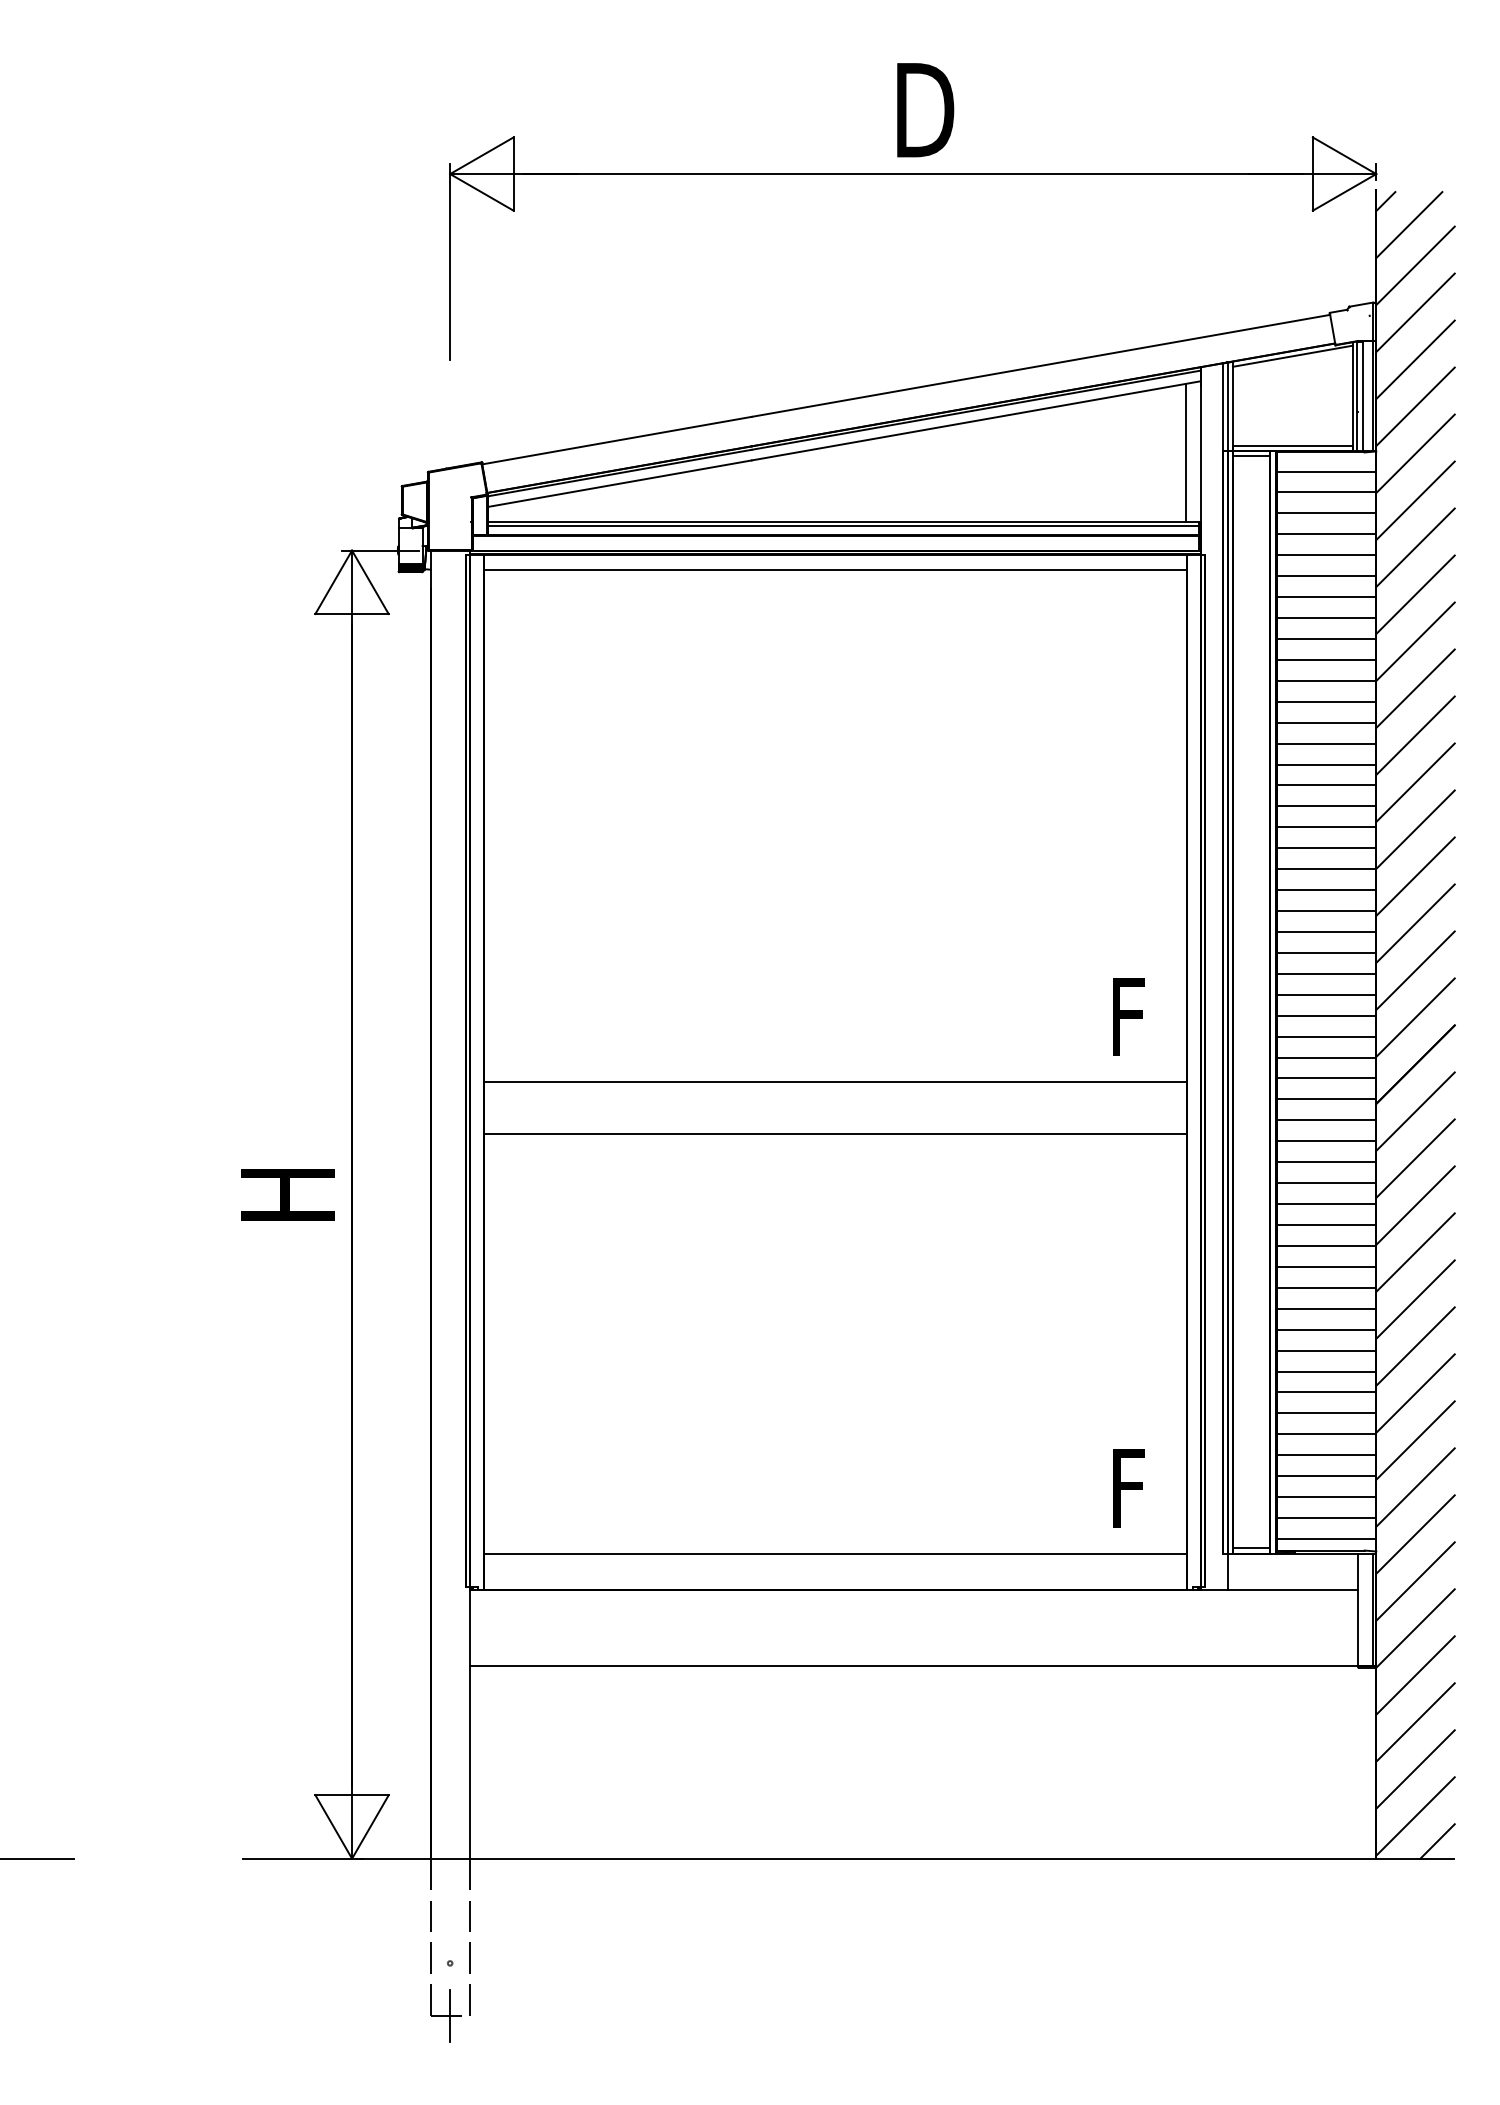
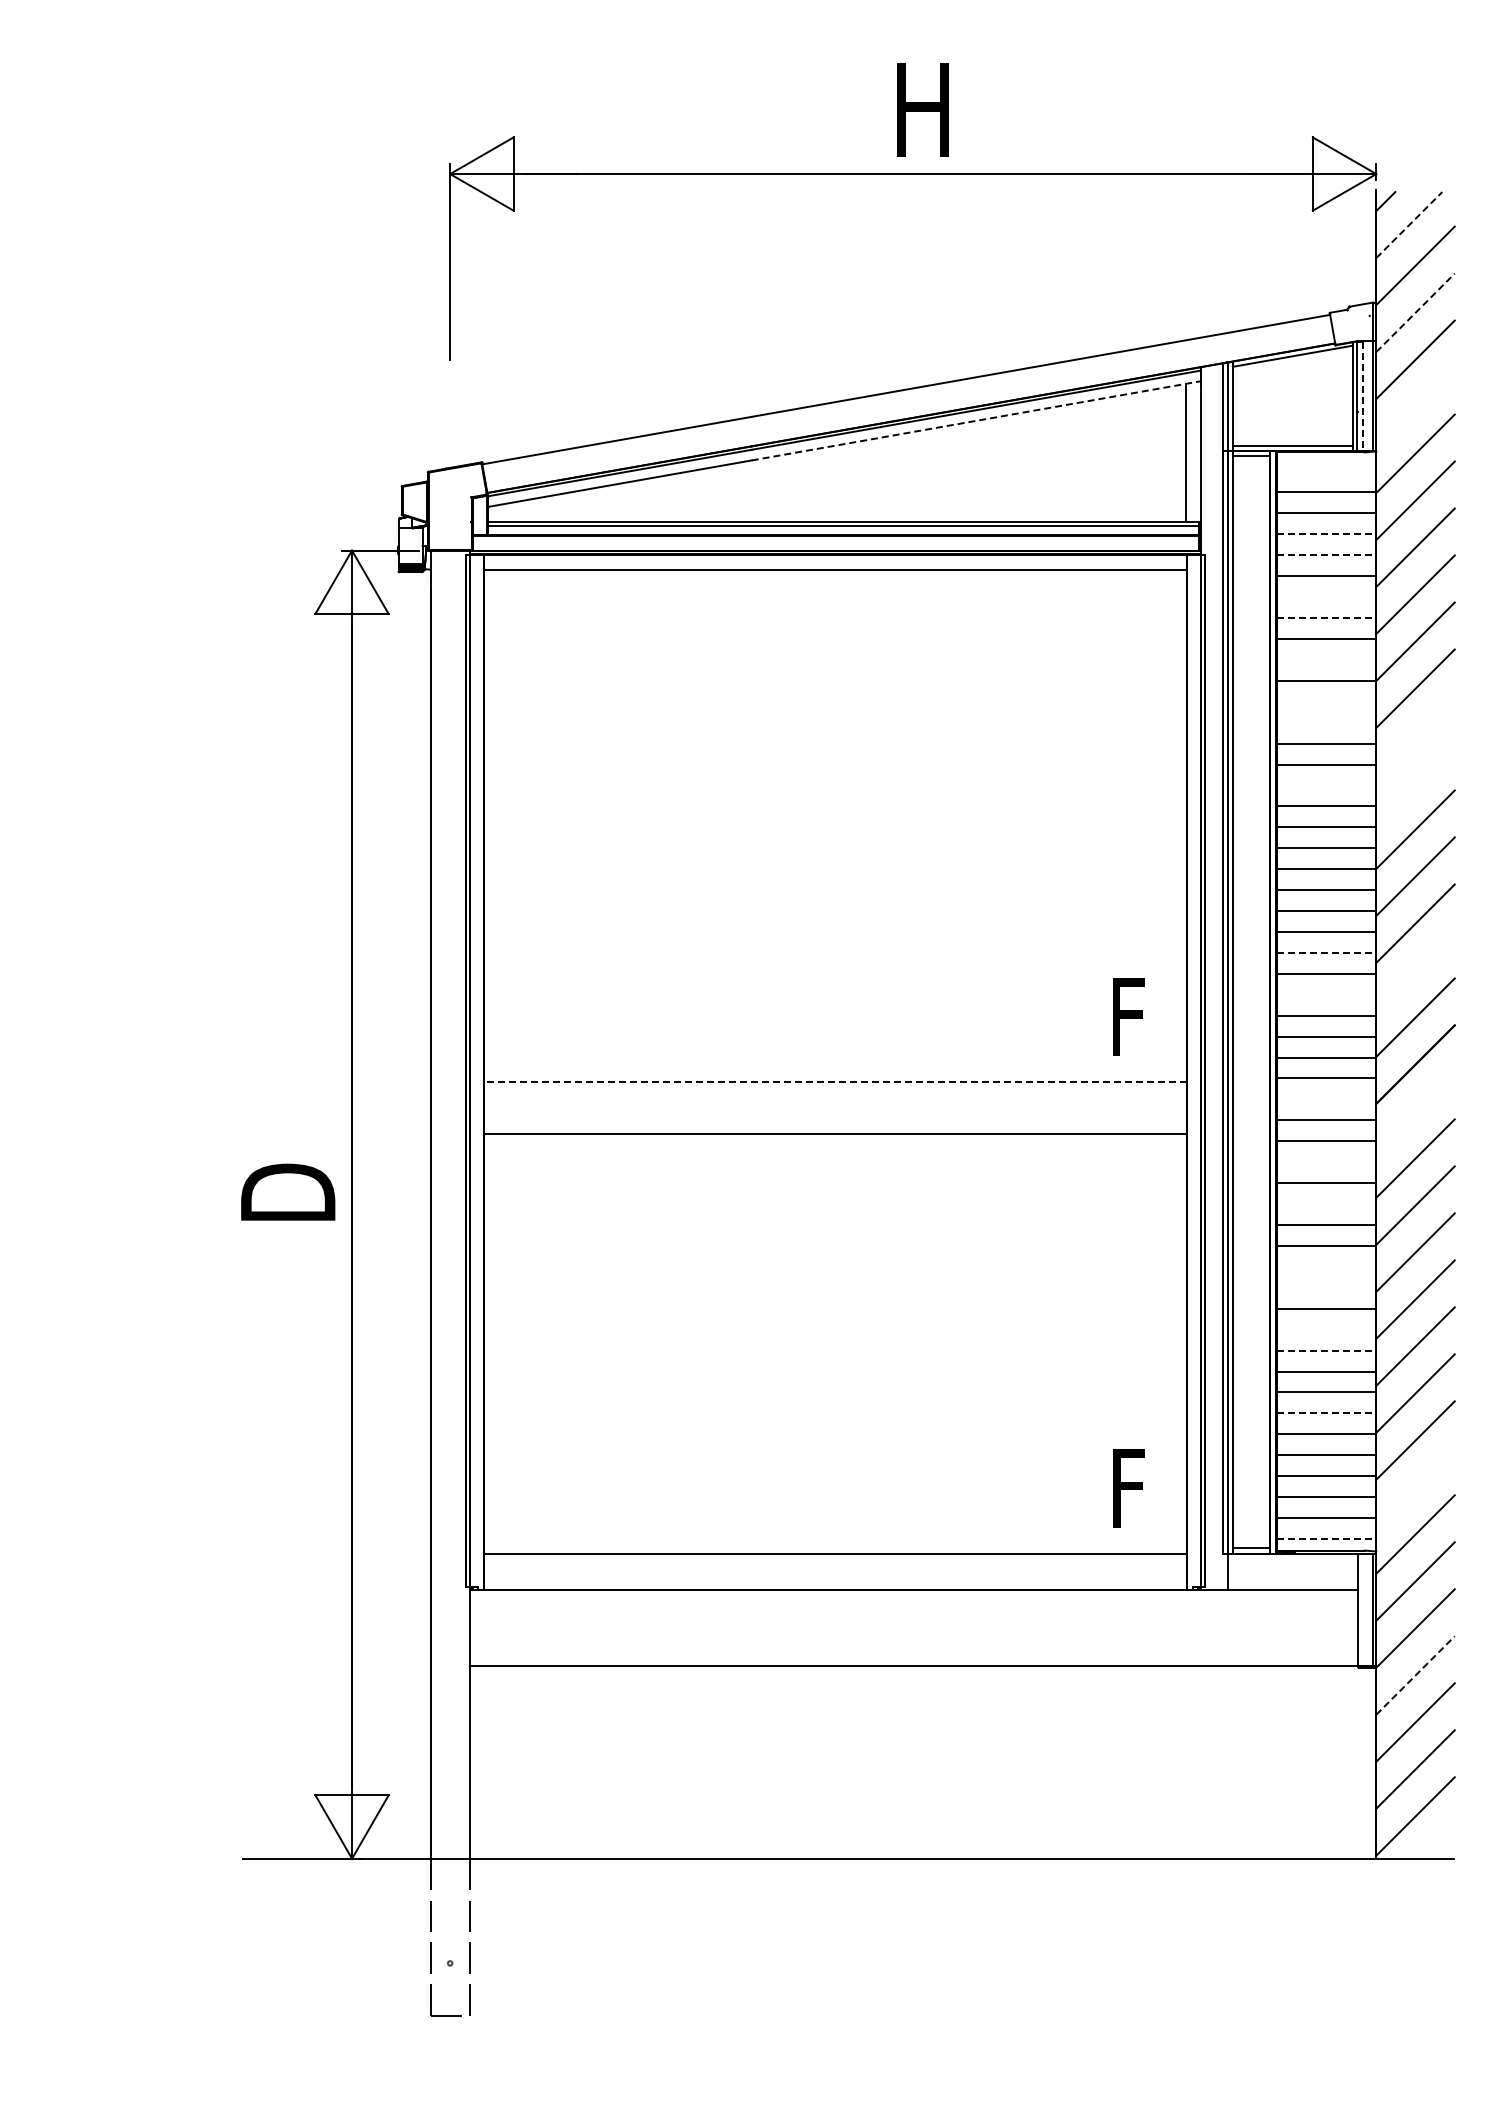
text: D -> H (925, 110)
line: solid -> dashed (1409, 225)
line: solid -> dashed (1415, 312)
line: solid -> dashed (1362, 397)
line: present -> none (1415, 406)
line: solid -> dashed (976, 420)
line: present -> none (1326, 471)
line: solid -> dashed (1326, 534)
line: solid -> dashed (1326, 555)
line: present -> none (1326, 597)
line: solid -> dashed (1326, 618)
line: present -> none (1326, 659)
line: present -> none (1326, 701)
line: present -> none (1326, 722)
line: present -> none (1415, 735)
line: present -> none (1415, 782)
line: present -> none (1326, 785)
line: solid -> dashed (1326, 952)
line: present -> none (1415, 970)
line: present -> none (1326, 994)
line: solid -> dashed (835, 1081)
line: present -> none (1326, 1099)
line: present -> none (1415, 1111)
line: present -> none (1326, 1162)
text: H -> D (288, 1191)
line: present -> none (1326, 1204)
line: present -> none (1326, 1266)
line: present -> none (1326, 1287)
line: present -> none (1326, 1329)
line: solid -> dashed (1326, 1350)
line: solid -> dashed (1326, 1413)
line: present -> none (1415, 1487)
line: solid -> dashed (1326, 1538)
line: solid -> dashed (1415, 1675)
line: present -> none (1437, 1841)
line: present -> none (37, 1858)
line: present -> none (450, 2015)
